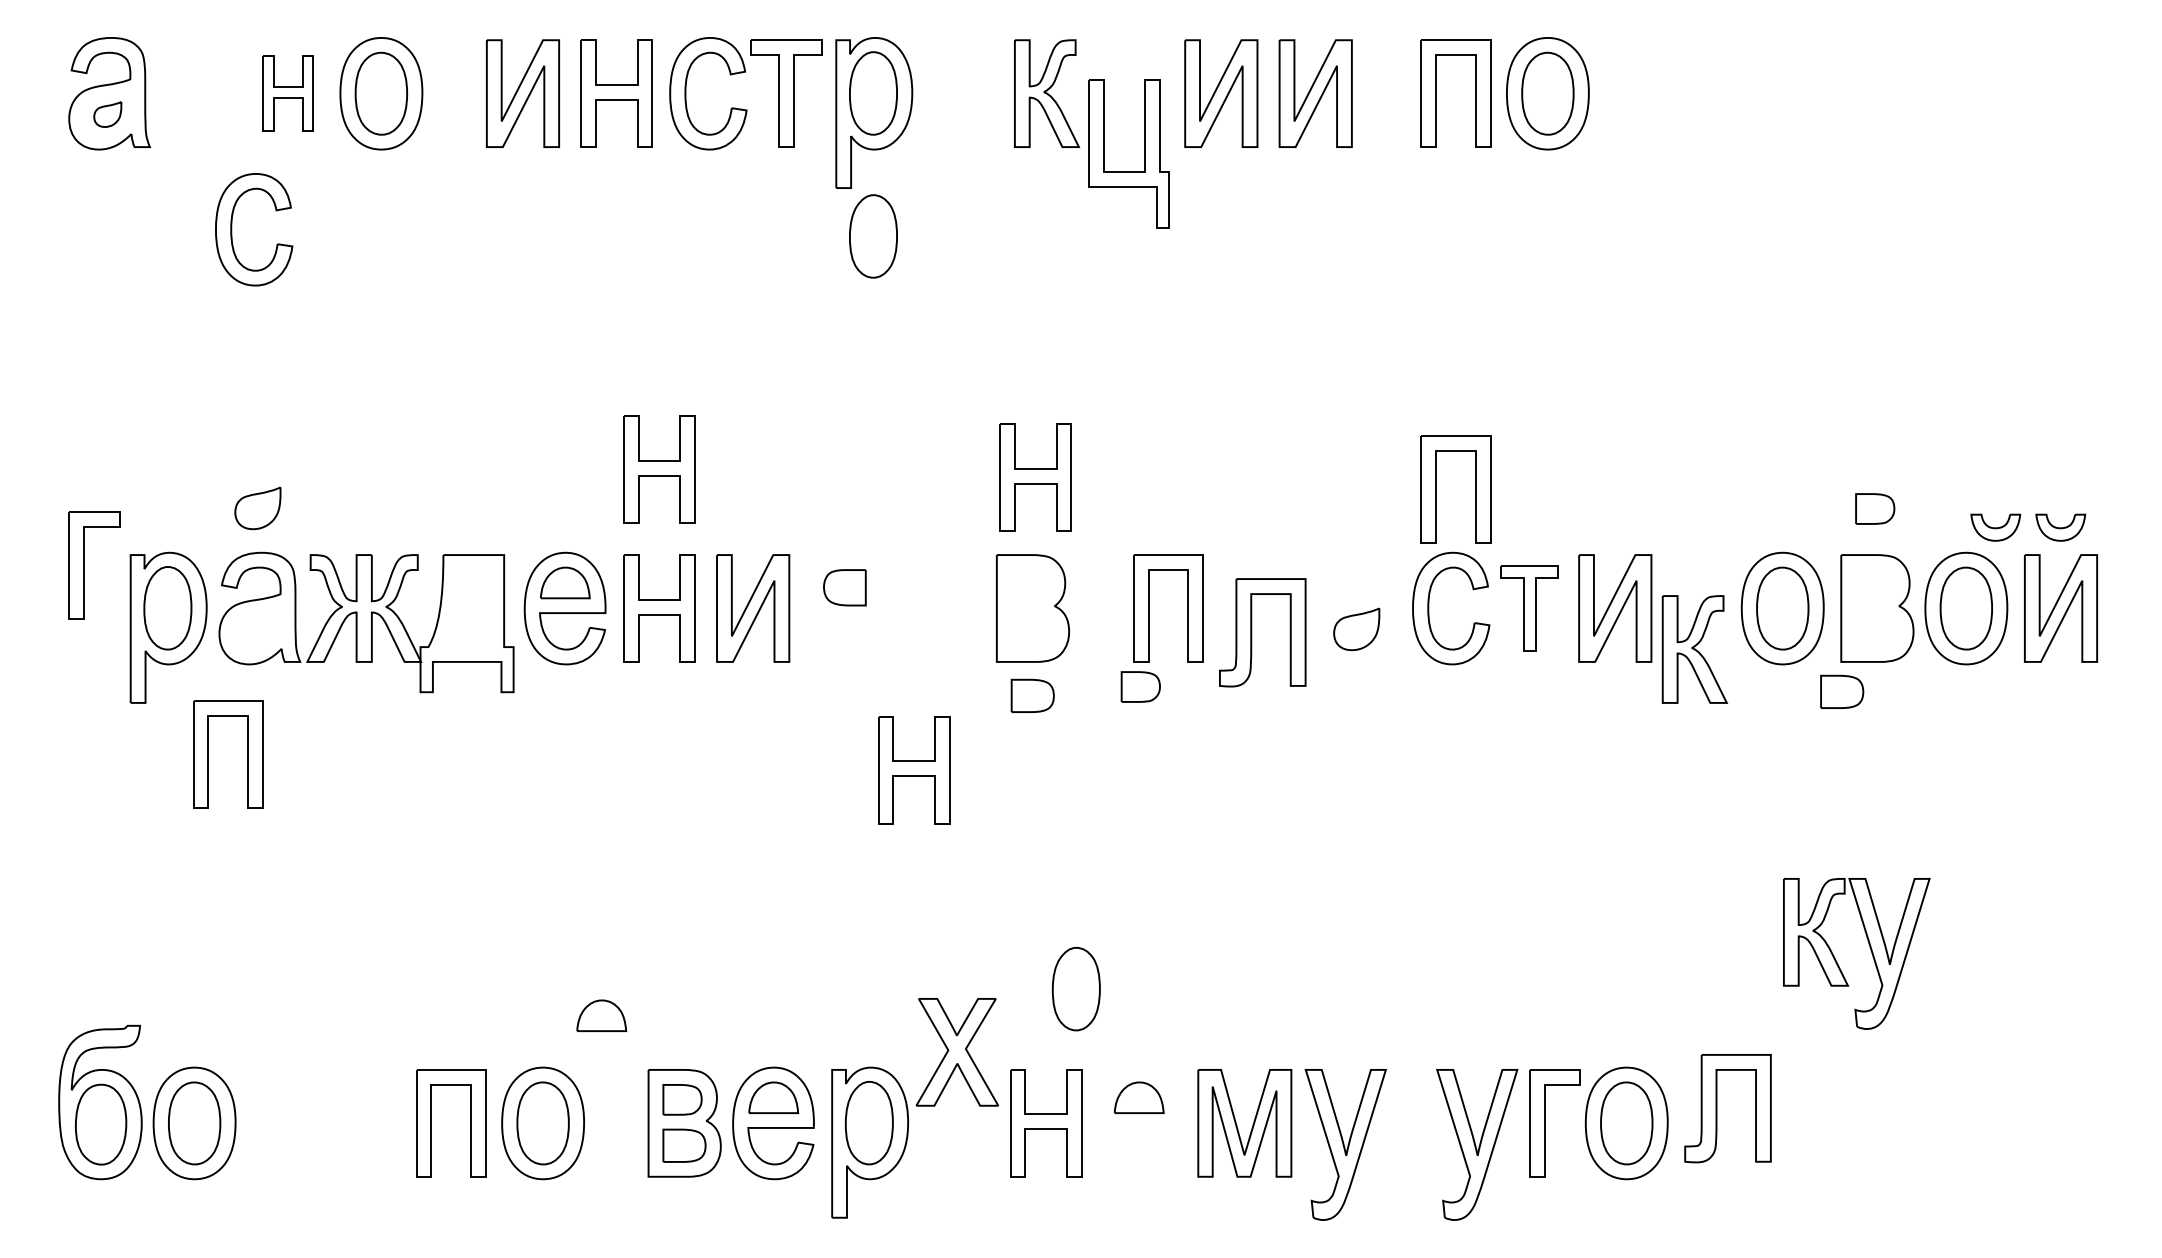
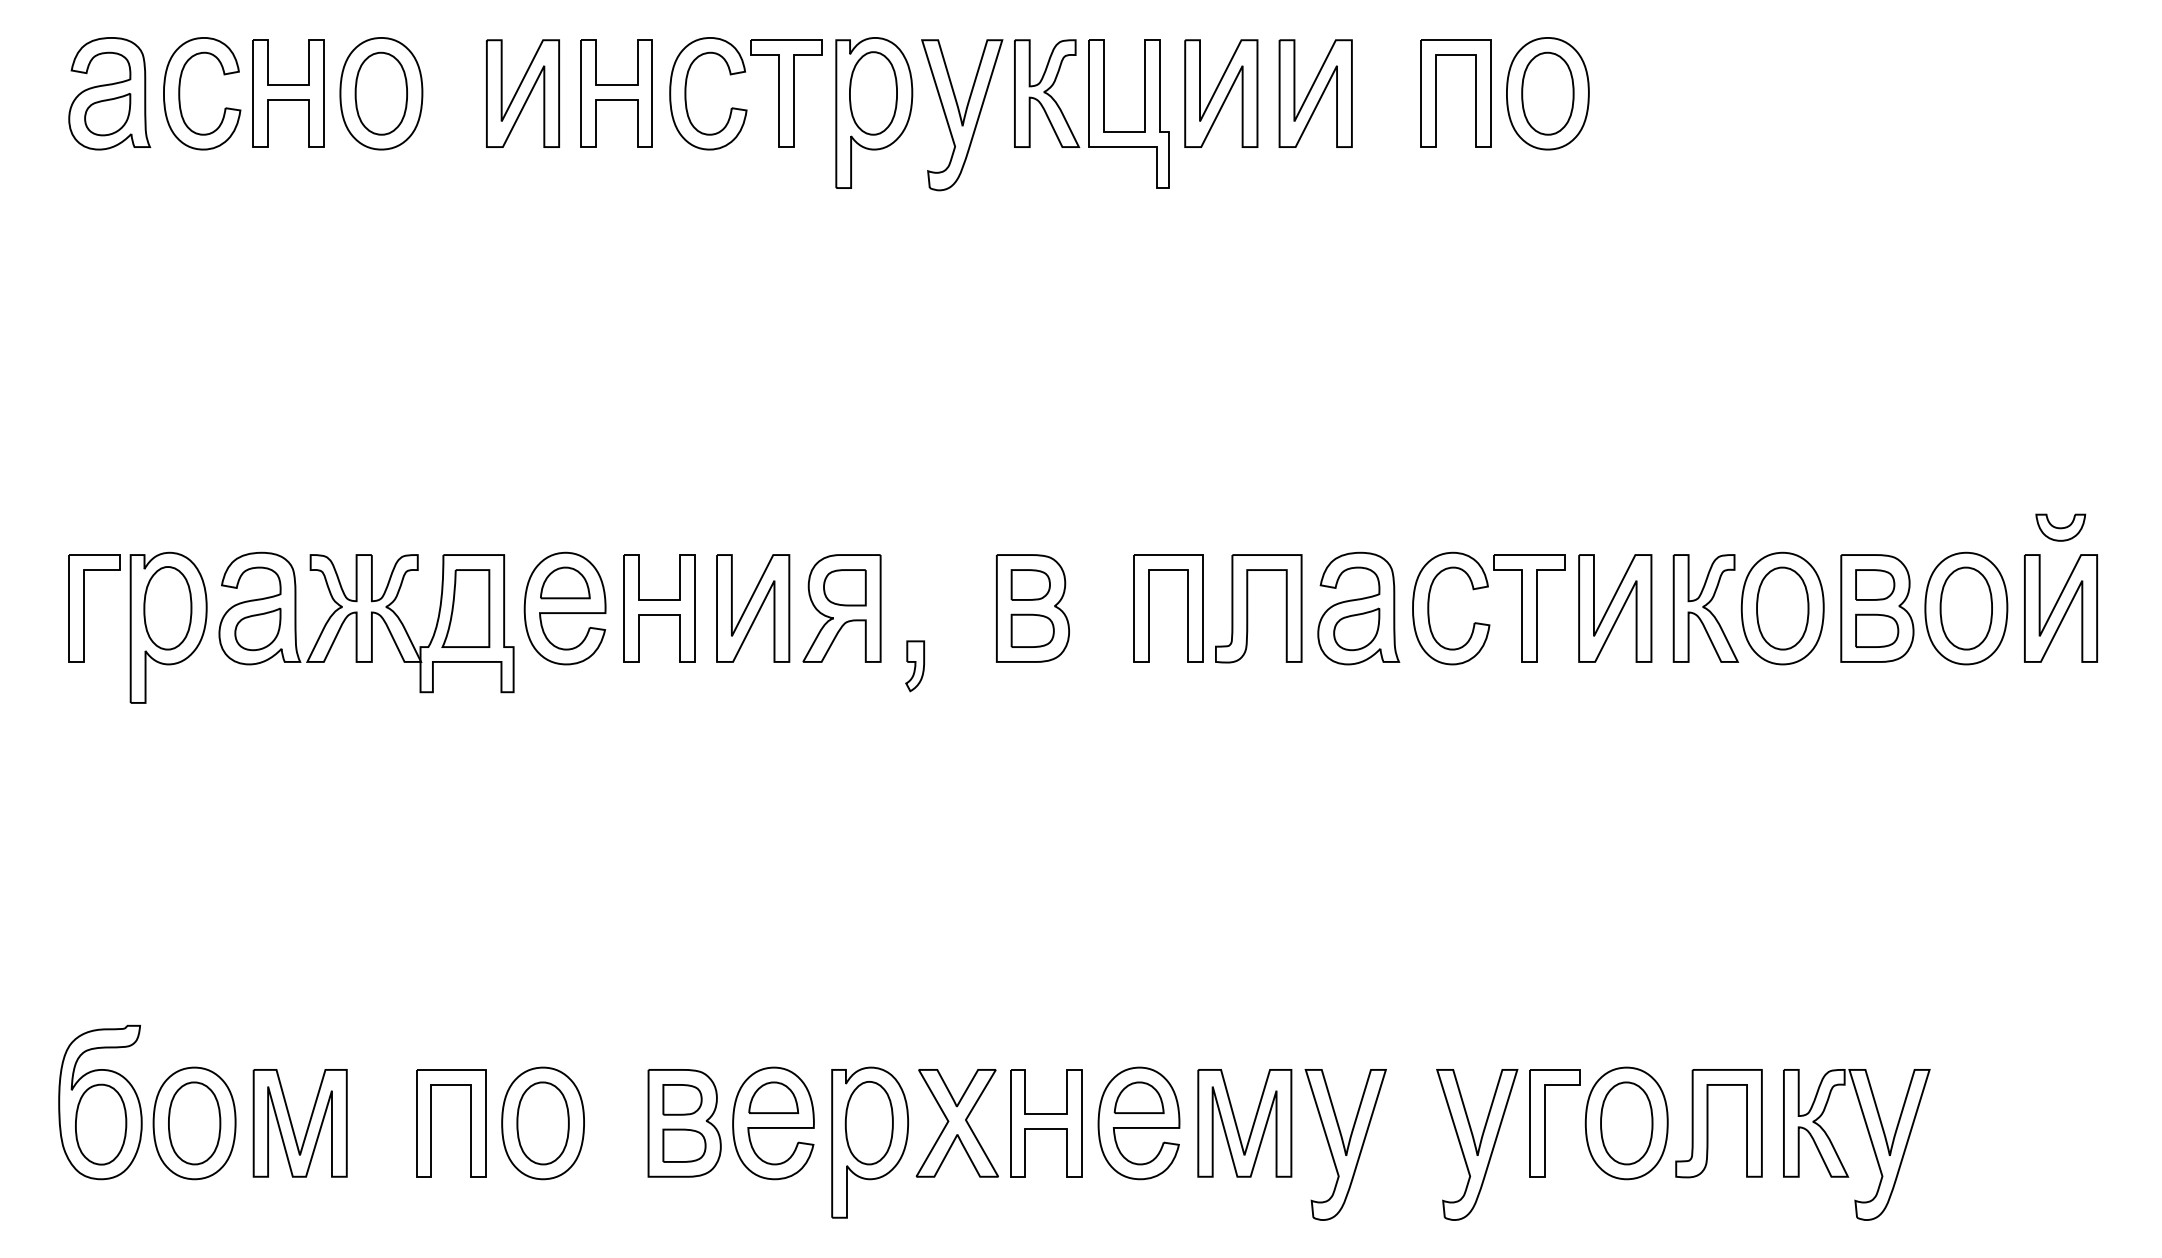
part size: 52x77 px -> 73x109 px (288, 93)
part size: 30x27 px -> 48x45 px (107, 114)
part: none -> present (962, 115)
part position: (1144, 153) -> (1144, 113) (1144, 113)
part position: (232, 229) -> (180, 93) (180, 93)
part: present -> none (873, 236)
part: present -> none (659, 469)
part: present -> none (1035, 477)
part: present -> none (1436, 489)
part position: (257, 508) -> (257, 629) (257, 629)
part position: (1875, 508) -> (1875, 584) (1875, 584)
part: present -> none (1995, 527)
part position: (84, 565) -> (84, 608) (84, 608)
part: none -> present (465, 608)
part: none -> present (841, 608)
part: none -> present (1358, 608)
part size: 59x87 px -> 73x109 px (1529, 608)
part position: (1252, 632) -> (1248, 608) (1248, 608)
part position: (1694, 649) -> (1705, 608) (1705, 608)
part: none -> present (915, 666)
part position: (1140, 686) -> (1030, 584) (1030, 584)
part position: (1842, 691) -> (1877, 630) (1877, 630)
part position: (1032, 695) -> (1032, 630) (1032, 630)
part: present -> none (247, 754)
part: present -> none (914, 770)
part position: (1869, 947) -> (1869, 1138) (1869, 1138)
part: present -> none (1075, 989)
part: present -> none (601, 1015)
part position: (956, 1052) -> (956, 1123) (956, 1123)
part position: (1717, 1108) -> (1708, 1123) (1708, 1123)
part: none -> present (292, 1123)
part: none -> present (1138, 1123)
